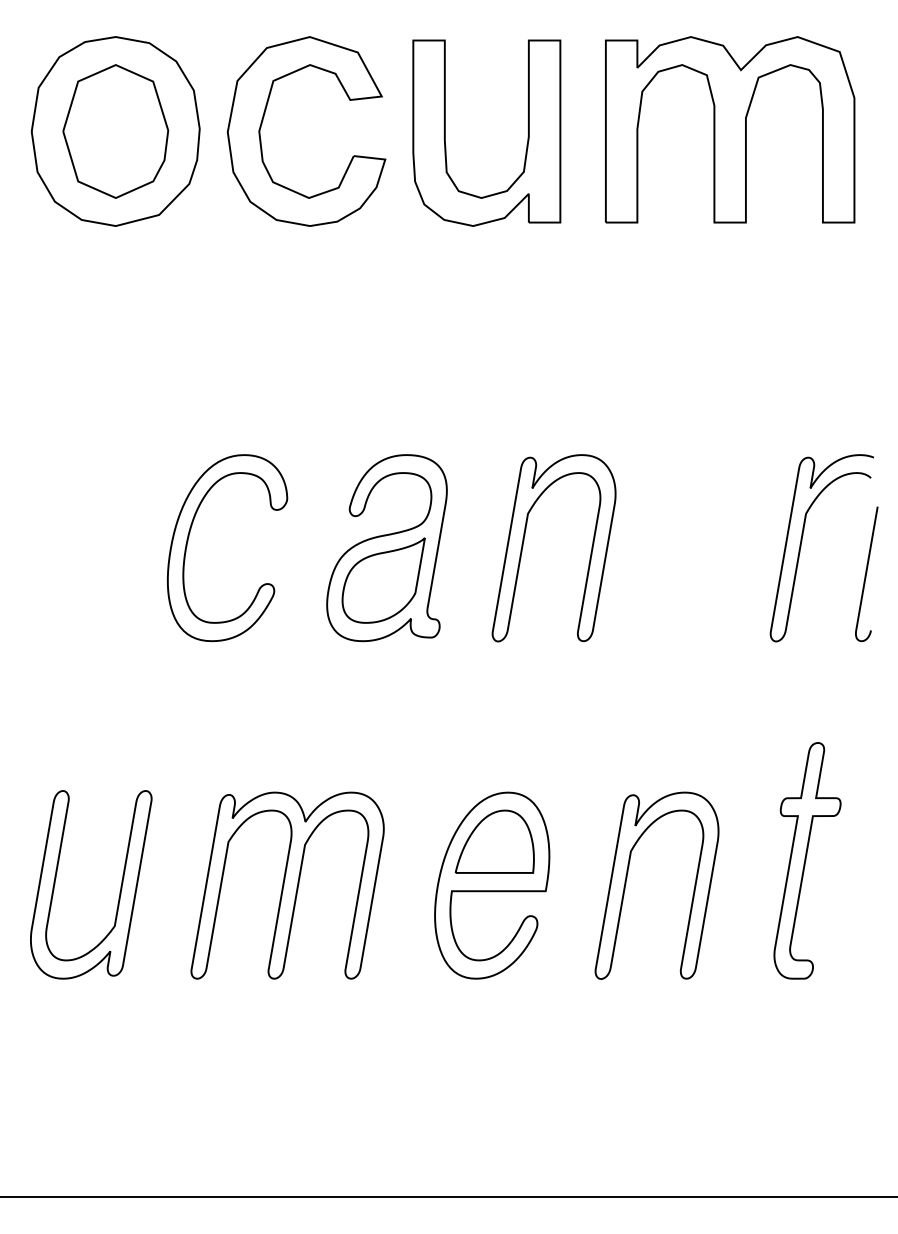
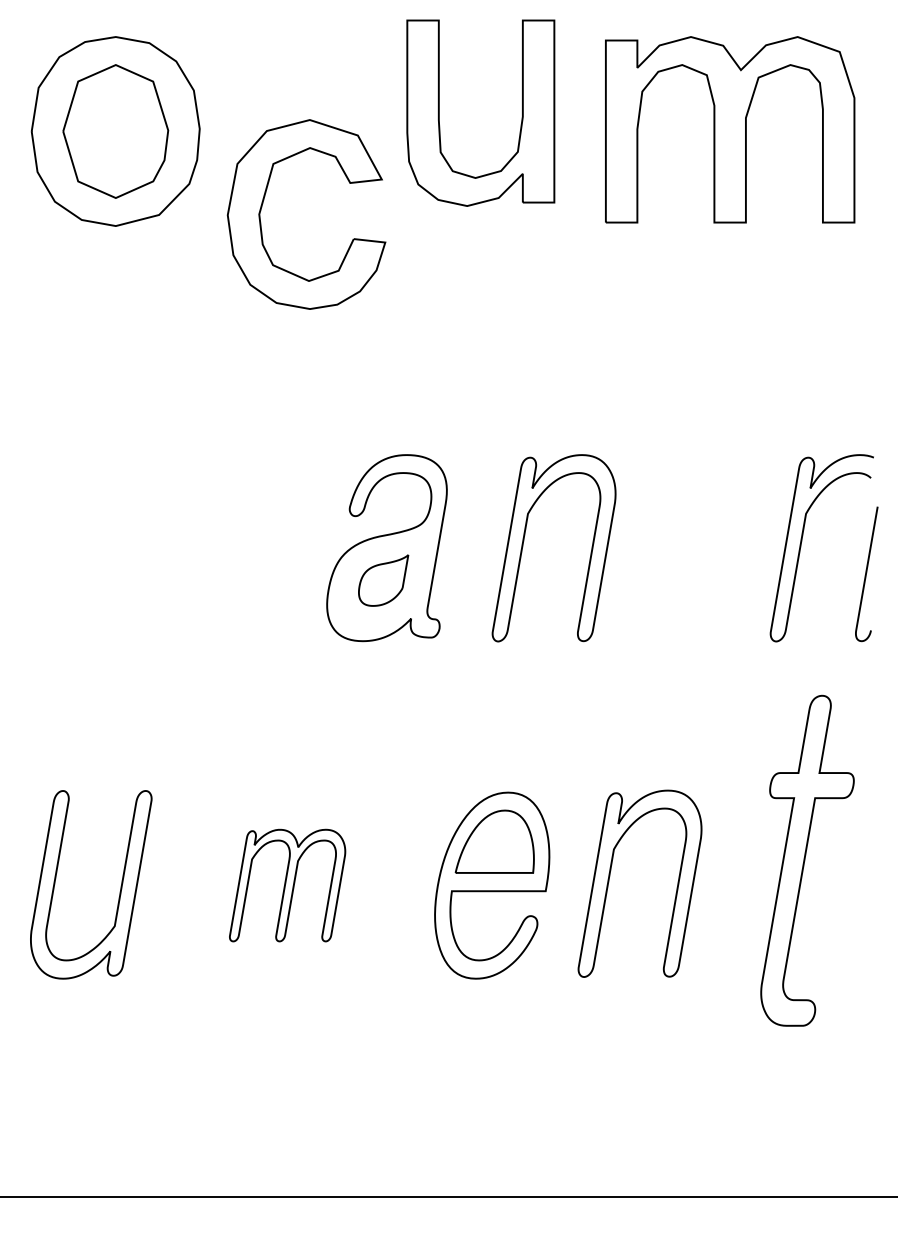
part position: (264, 117) -> (264, 200) (264, 200)
part position: (445, 132) -> (439, 112) (439, 112)
part: present -> none (189, 537)
part size: 85x87 px -> 52x53 px (383, 580)
part size: 69x238 px -> 95x333 px (807, 860)
part position: (627, 878) -> (610, 876) (610, 876)
part size: 195x189 px -> 118x115 px (287, 885)
